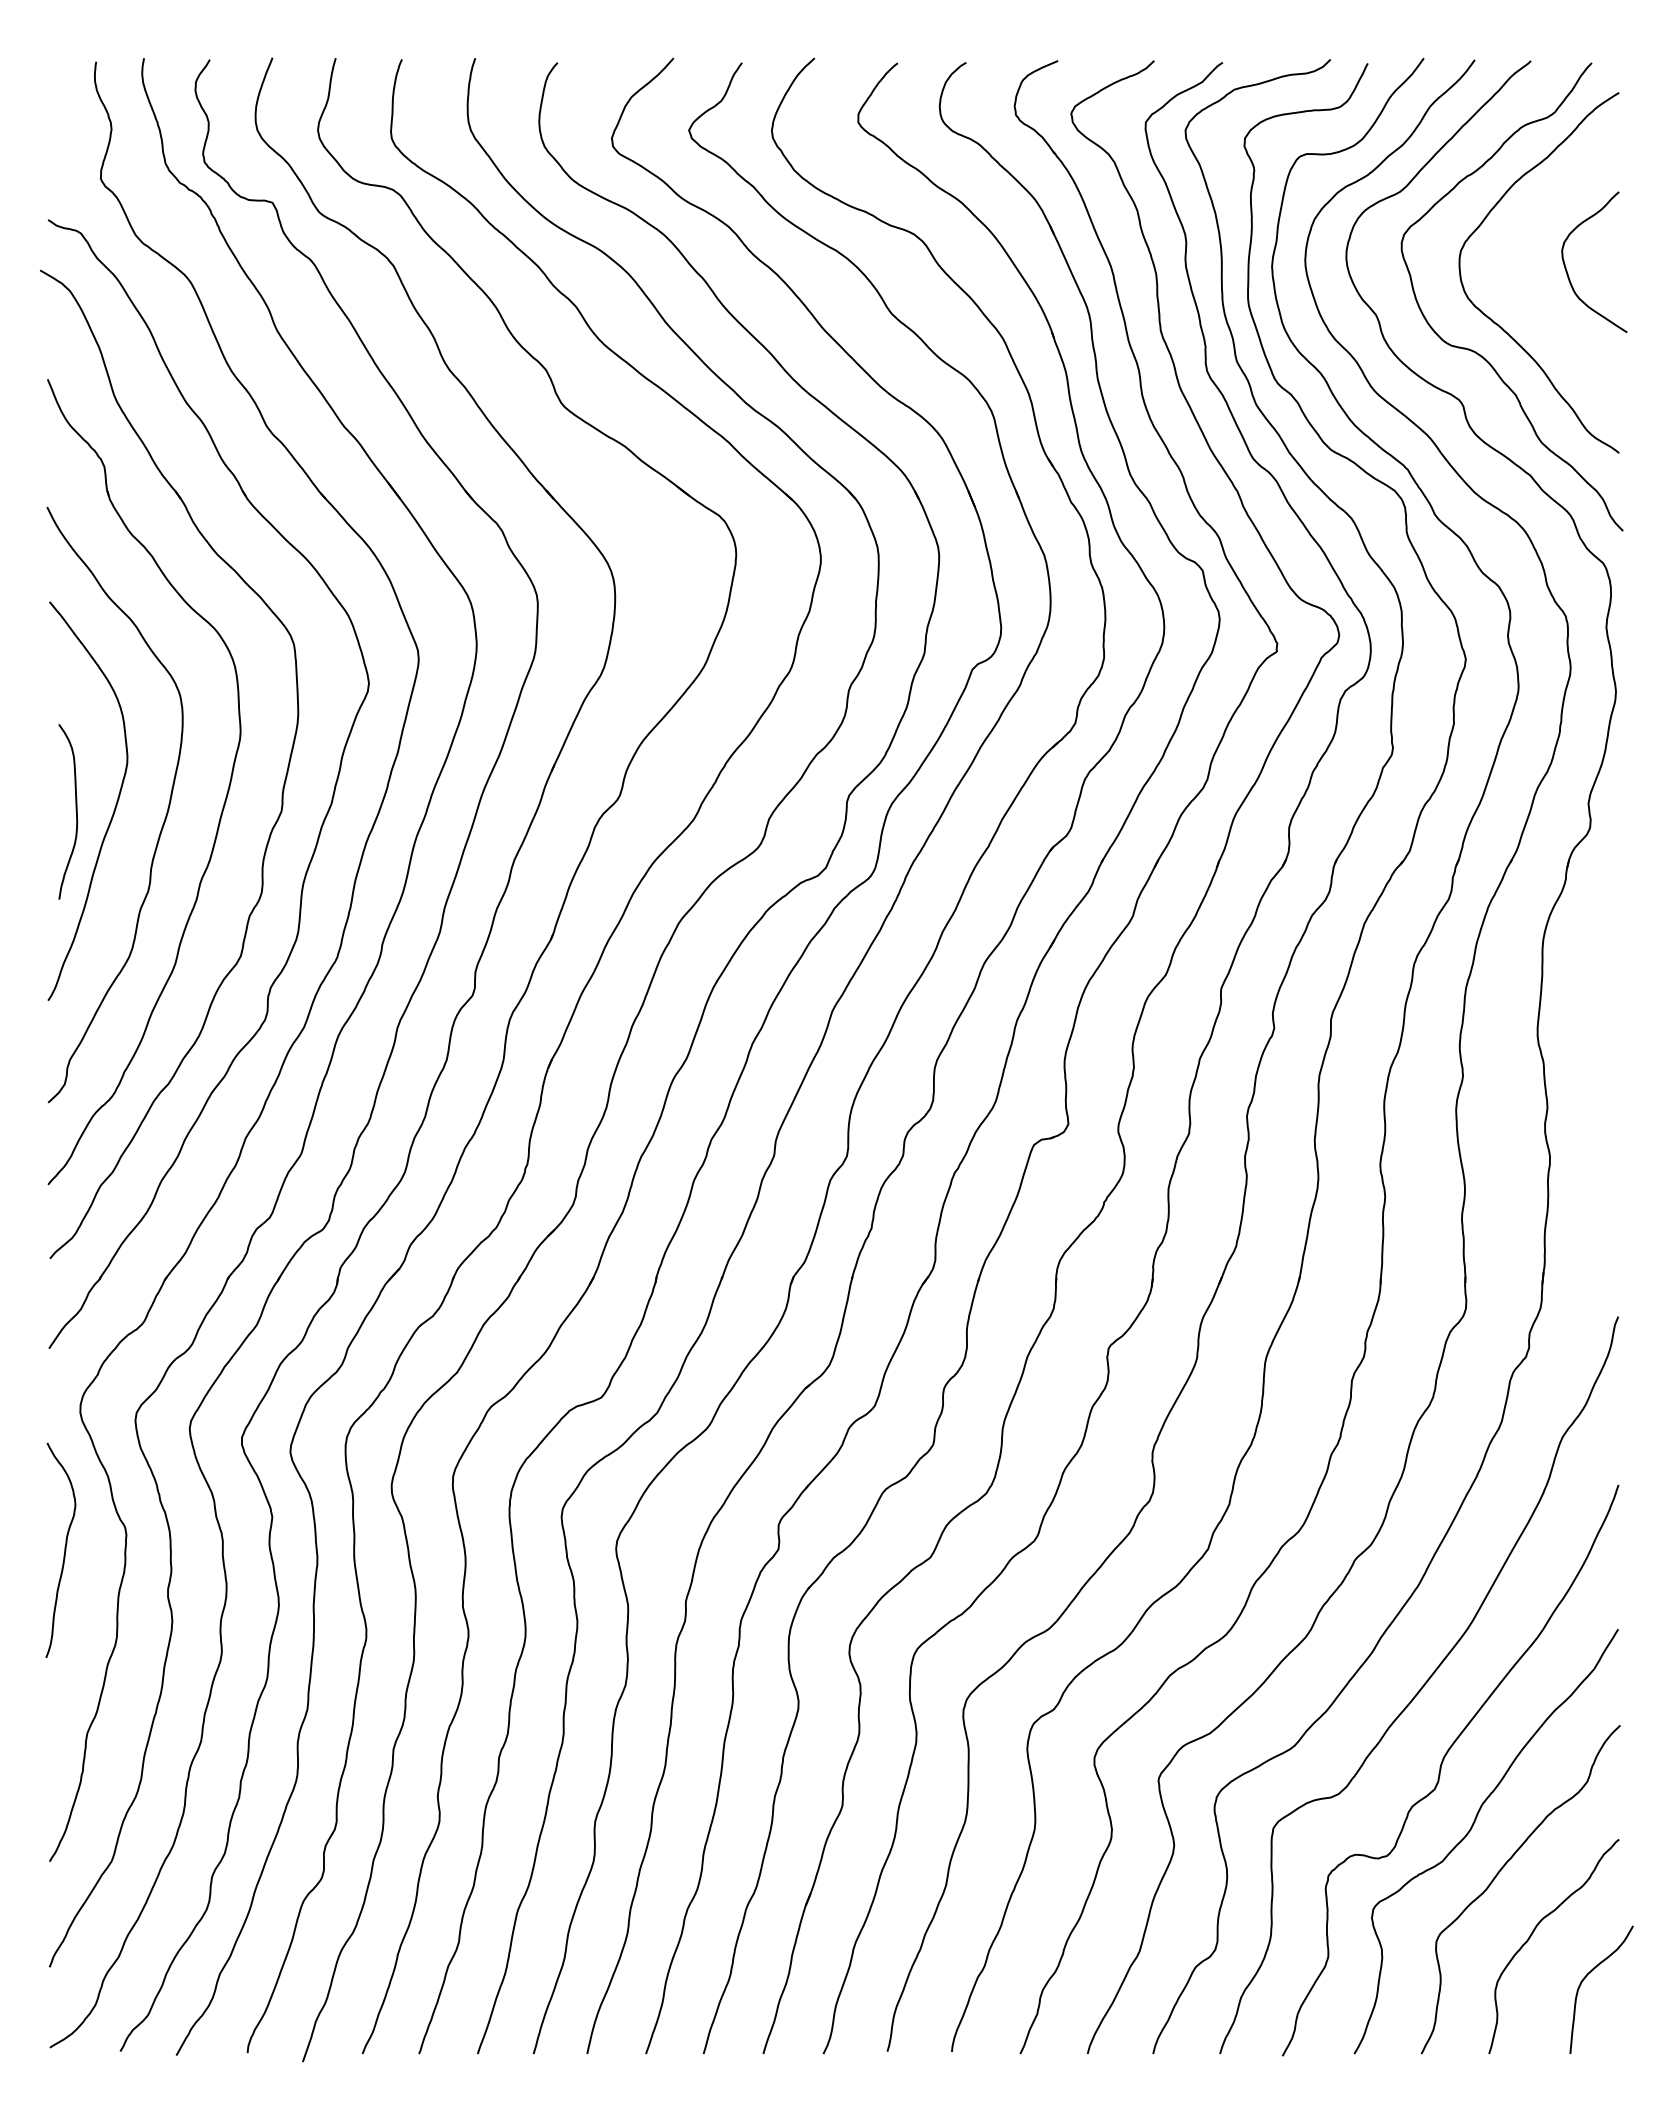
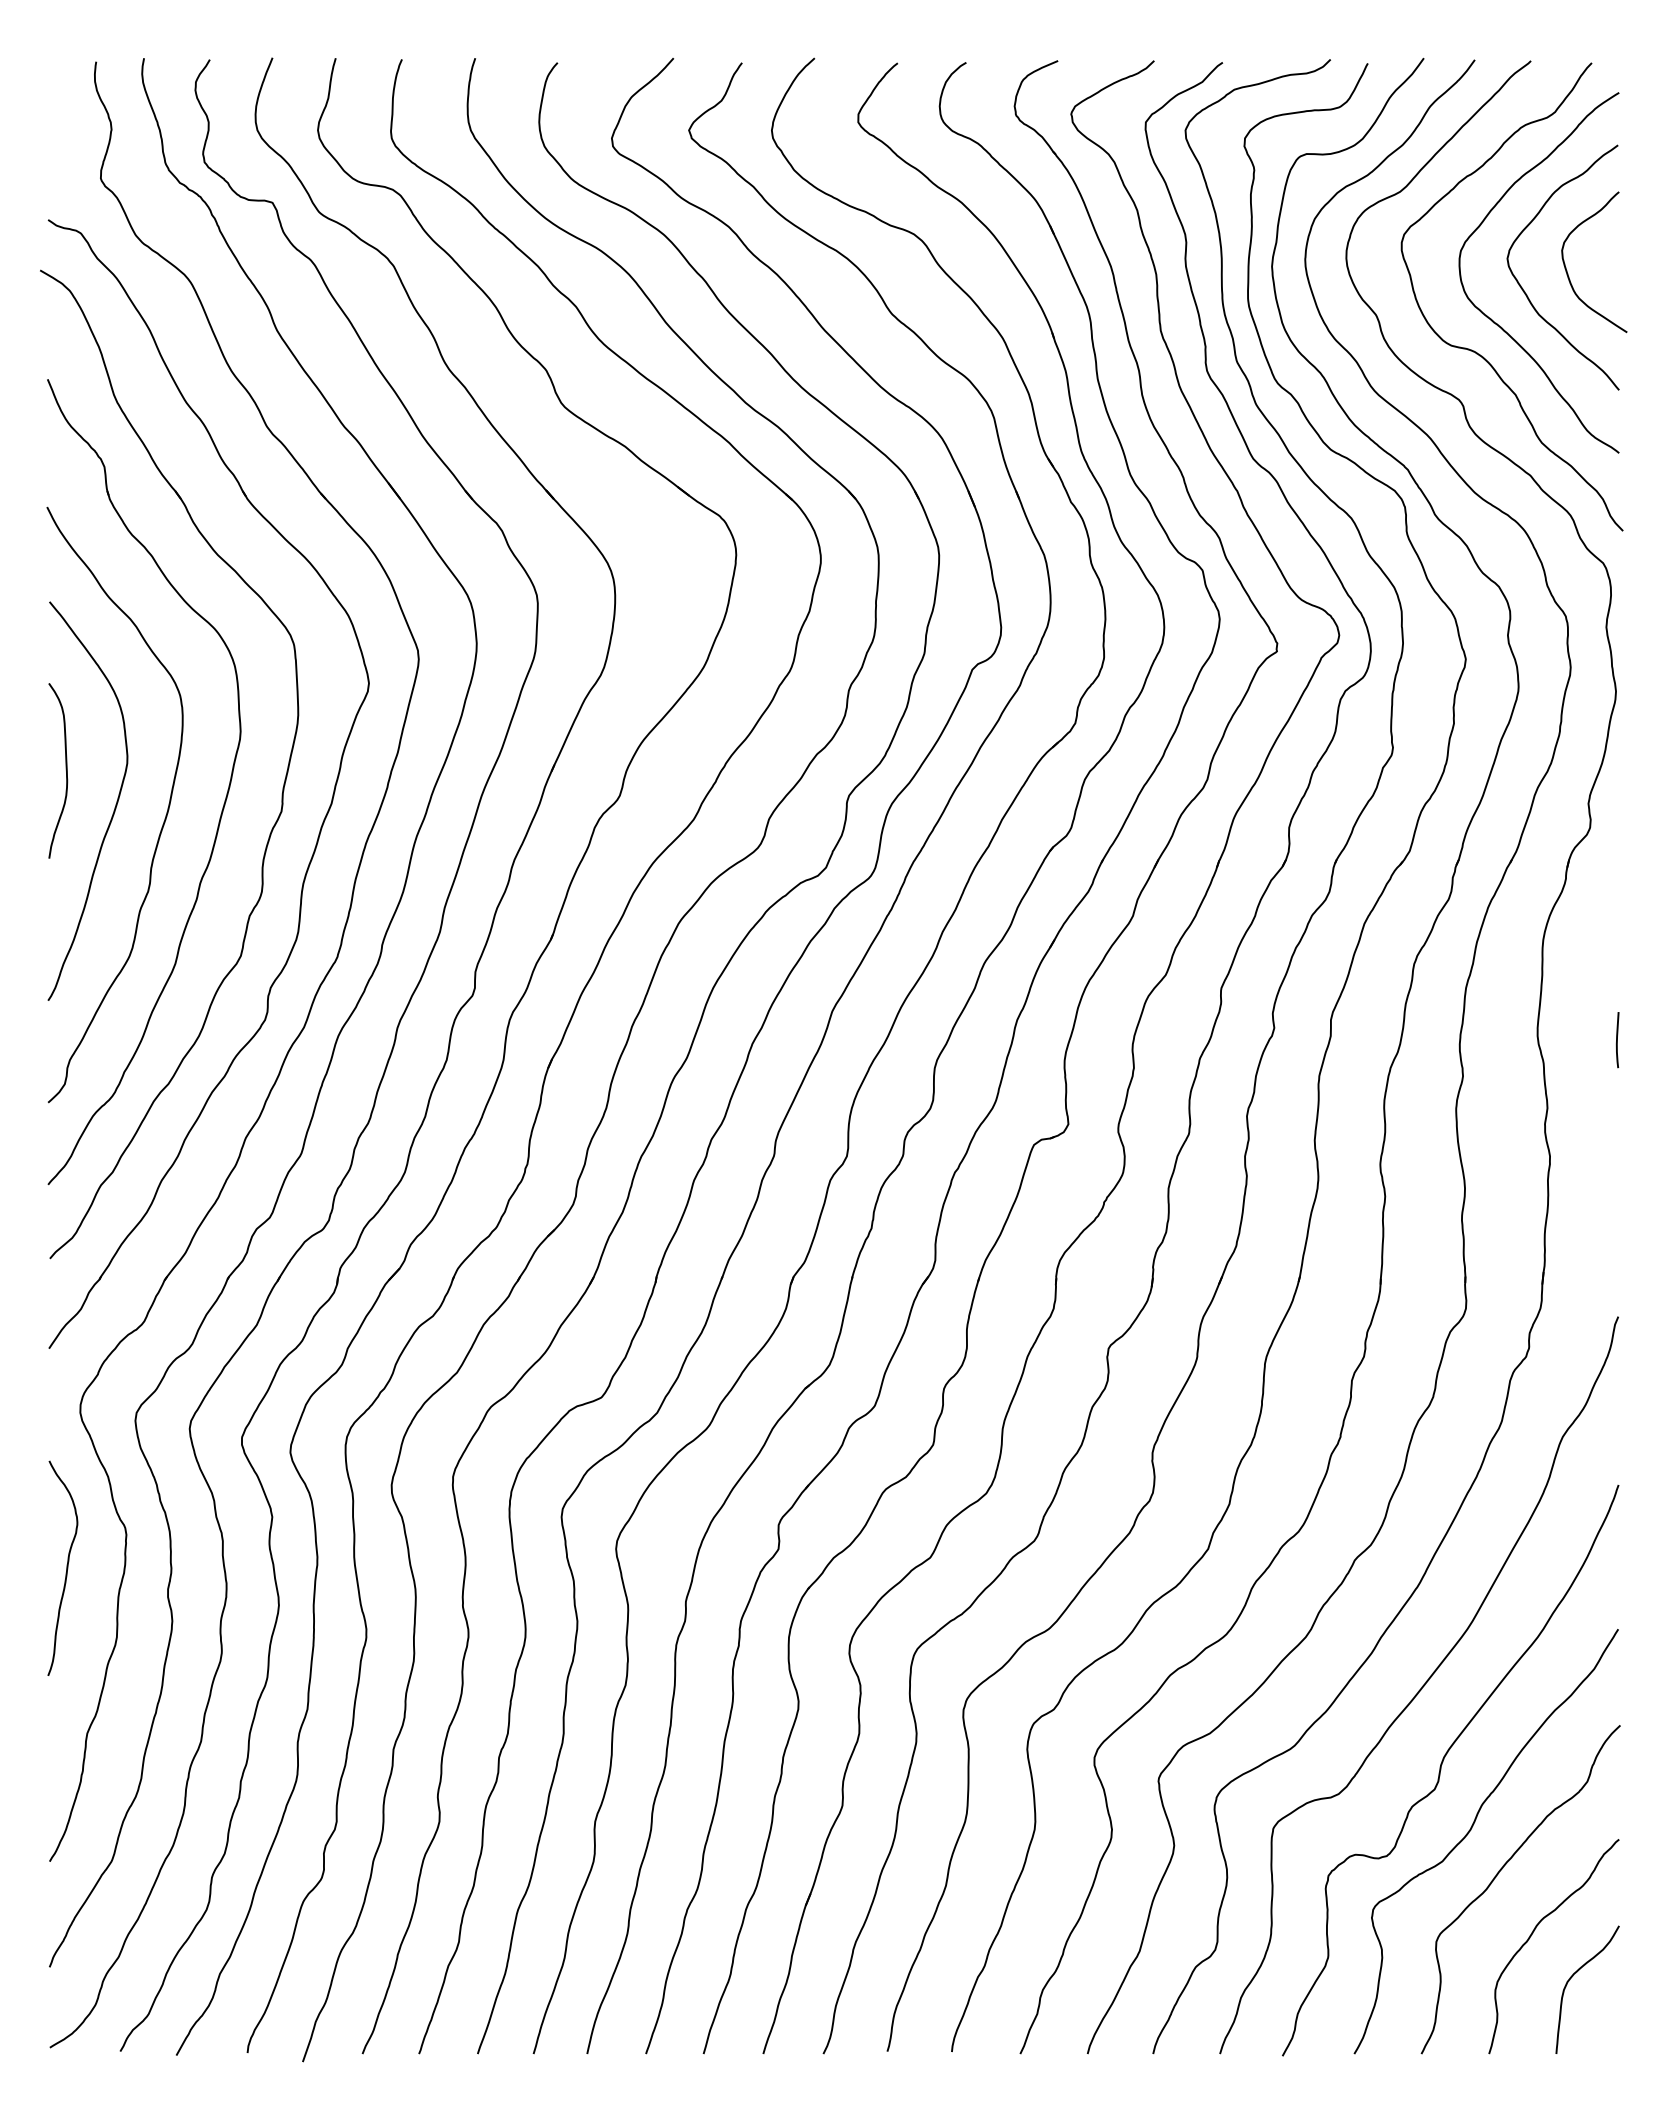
curve: none -> present (1525, 291)
curve position: (75, 810) -> (65, 769) (65, 769)
curve: none -> present (1617, 1040)
curve position: (64, 1549) -> (66, 1567) (66, 1567)
curve position: (1587, 1976) -> (1573, 1976) (1573, 1976)
